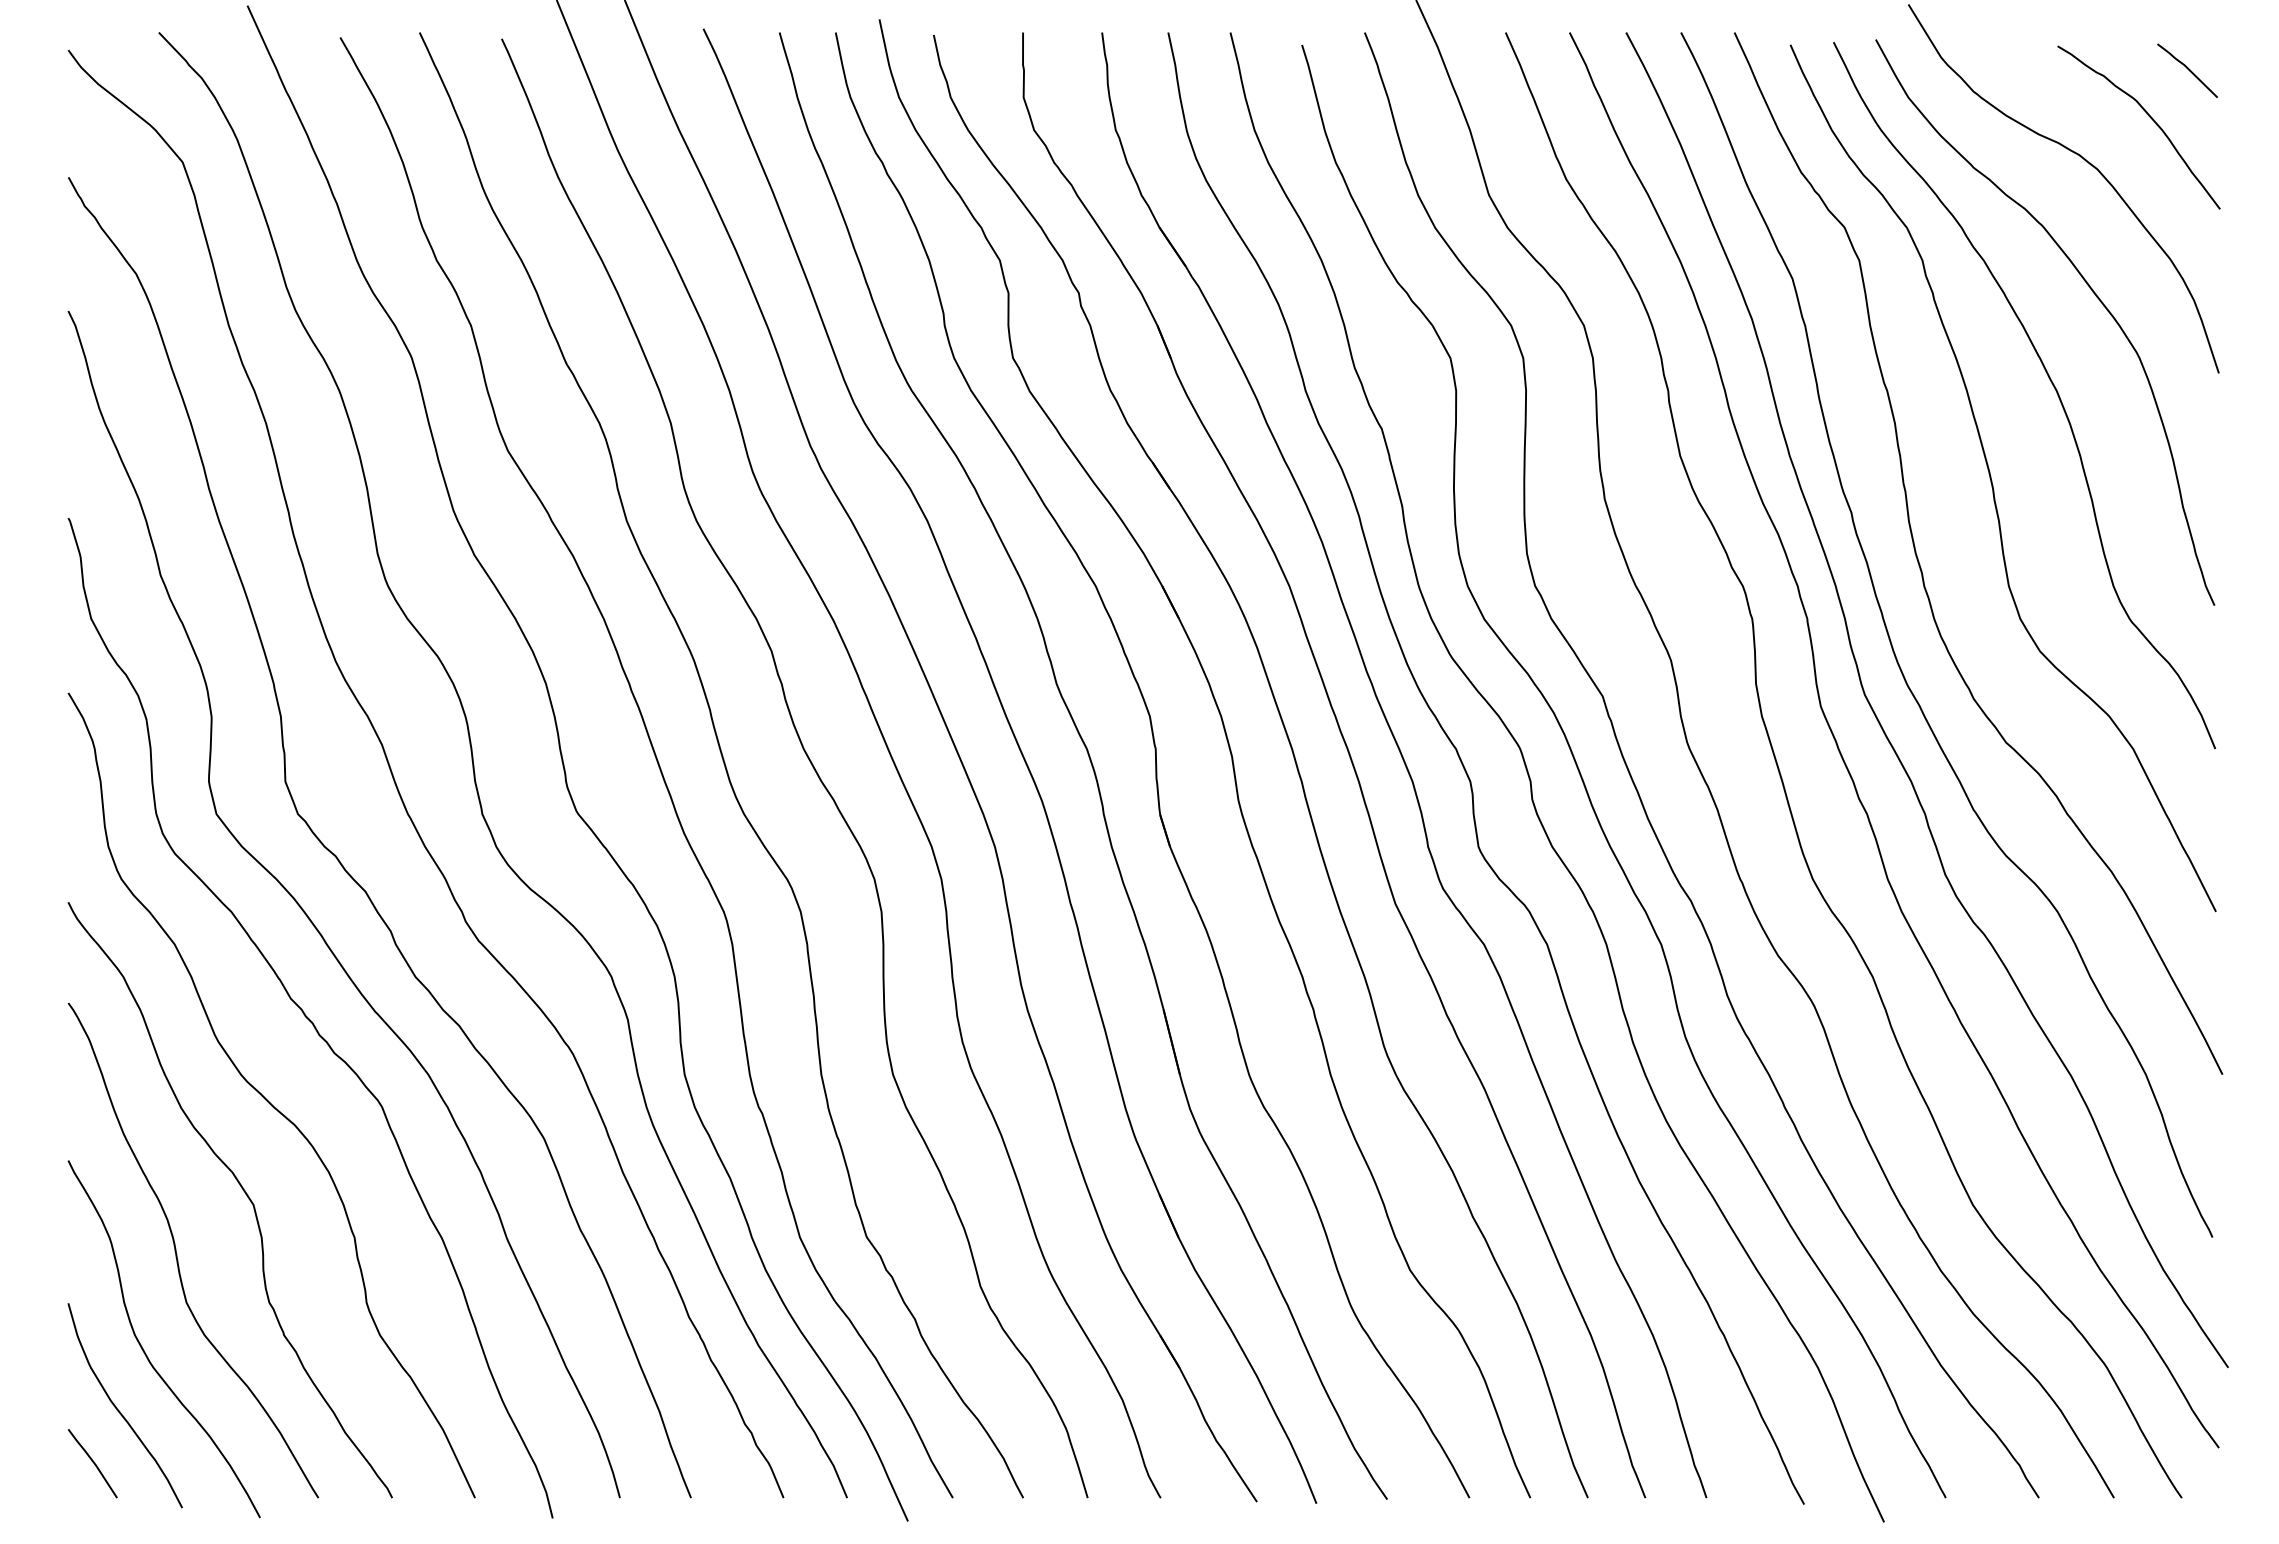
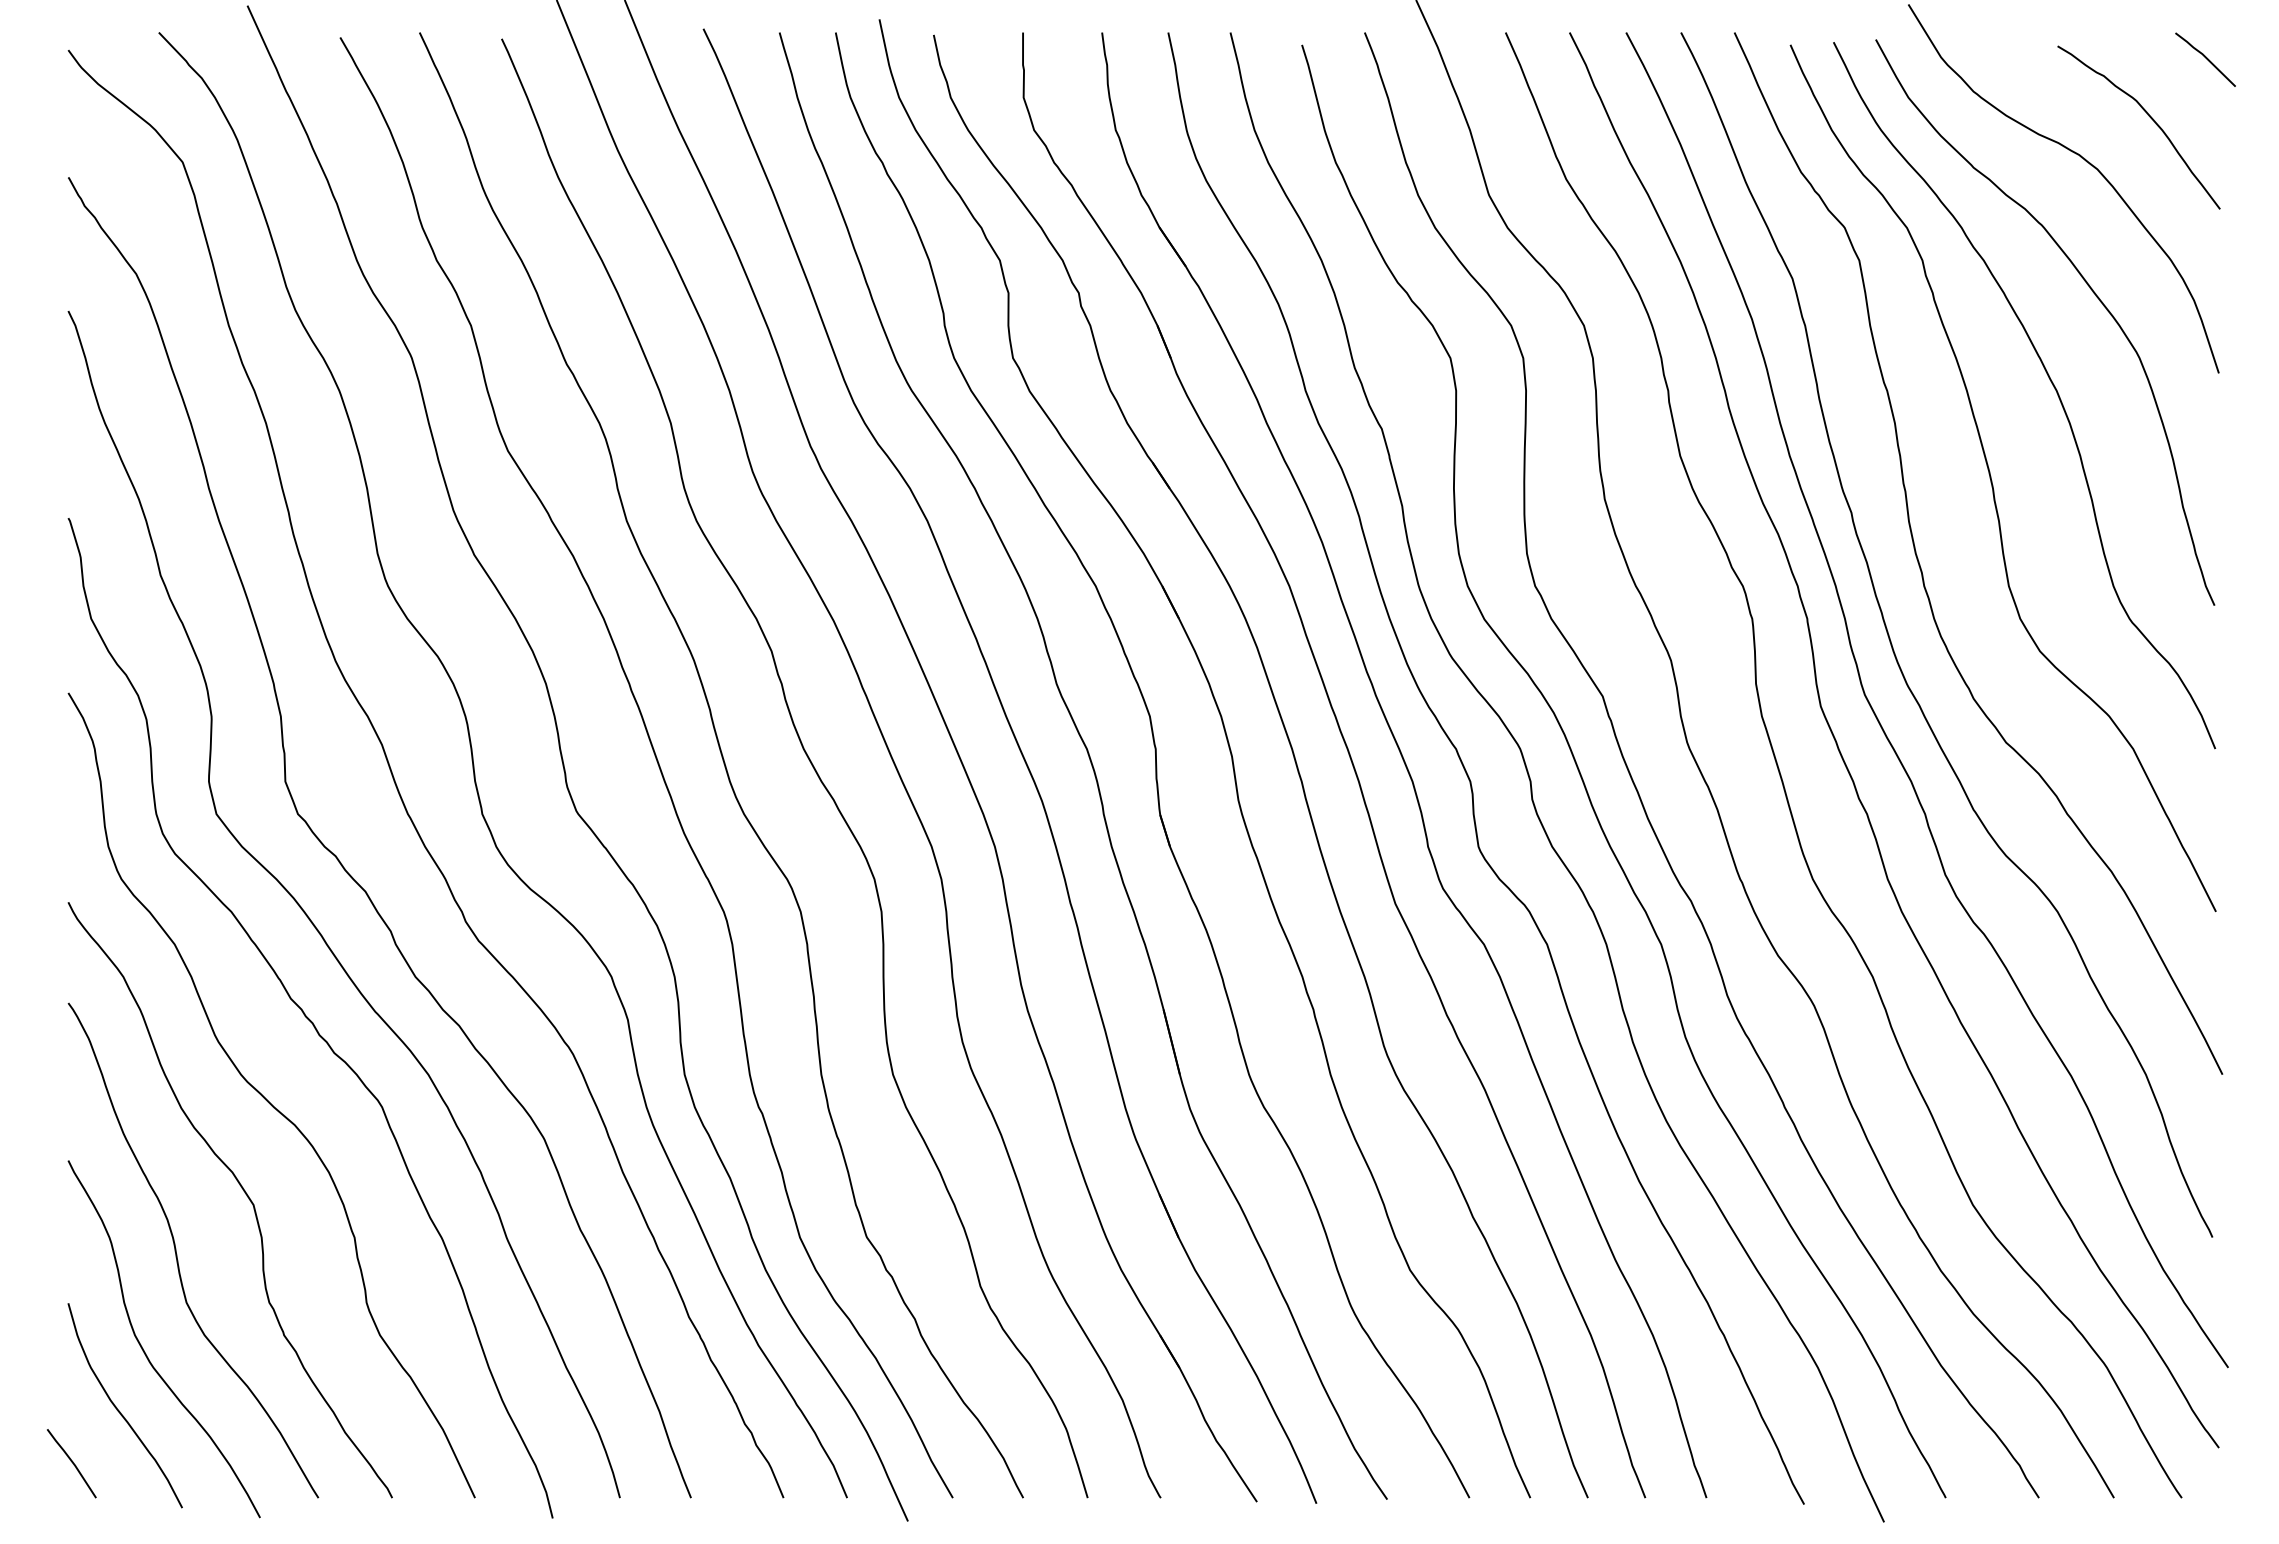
line position: (2187, 69) -> (2205, 58) (2205, 58)
line position: (92, 1462) -> (71, 1462) (71, 1462)
